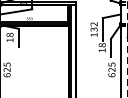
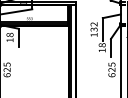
line: dashed -> solid (127, 49)
